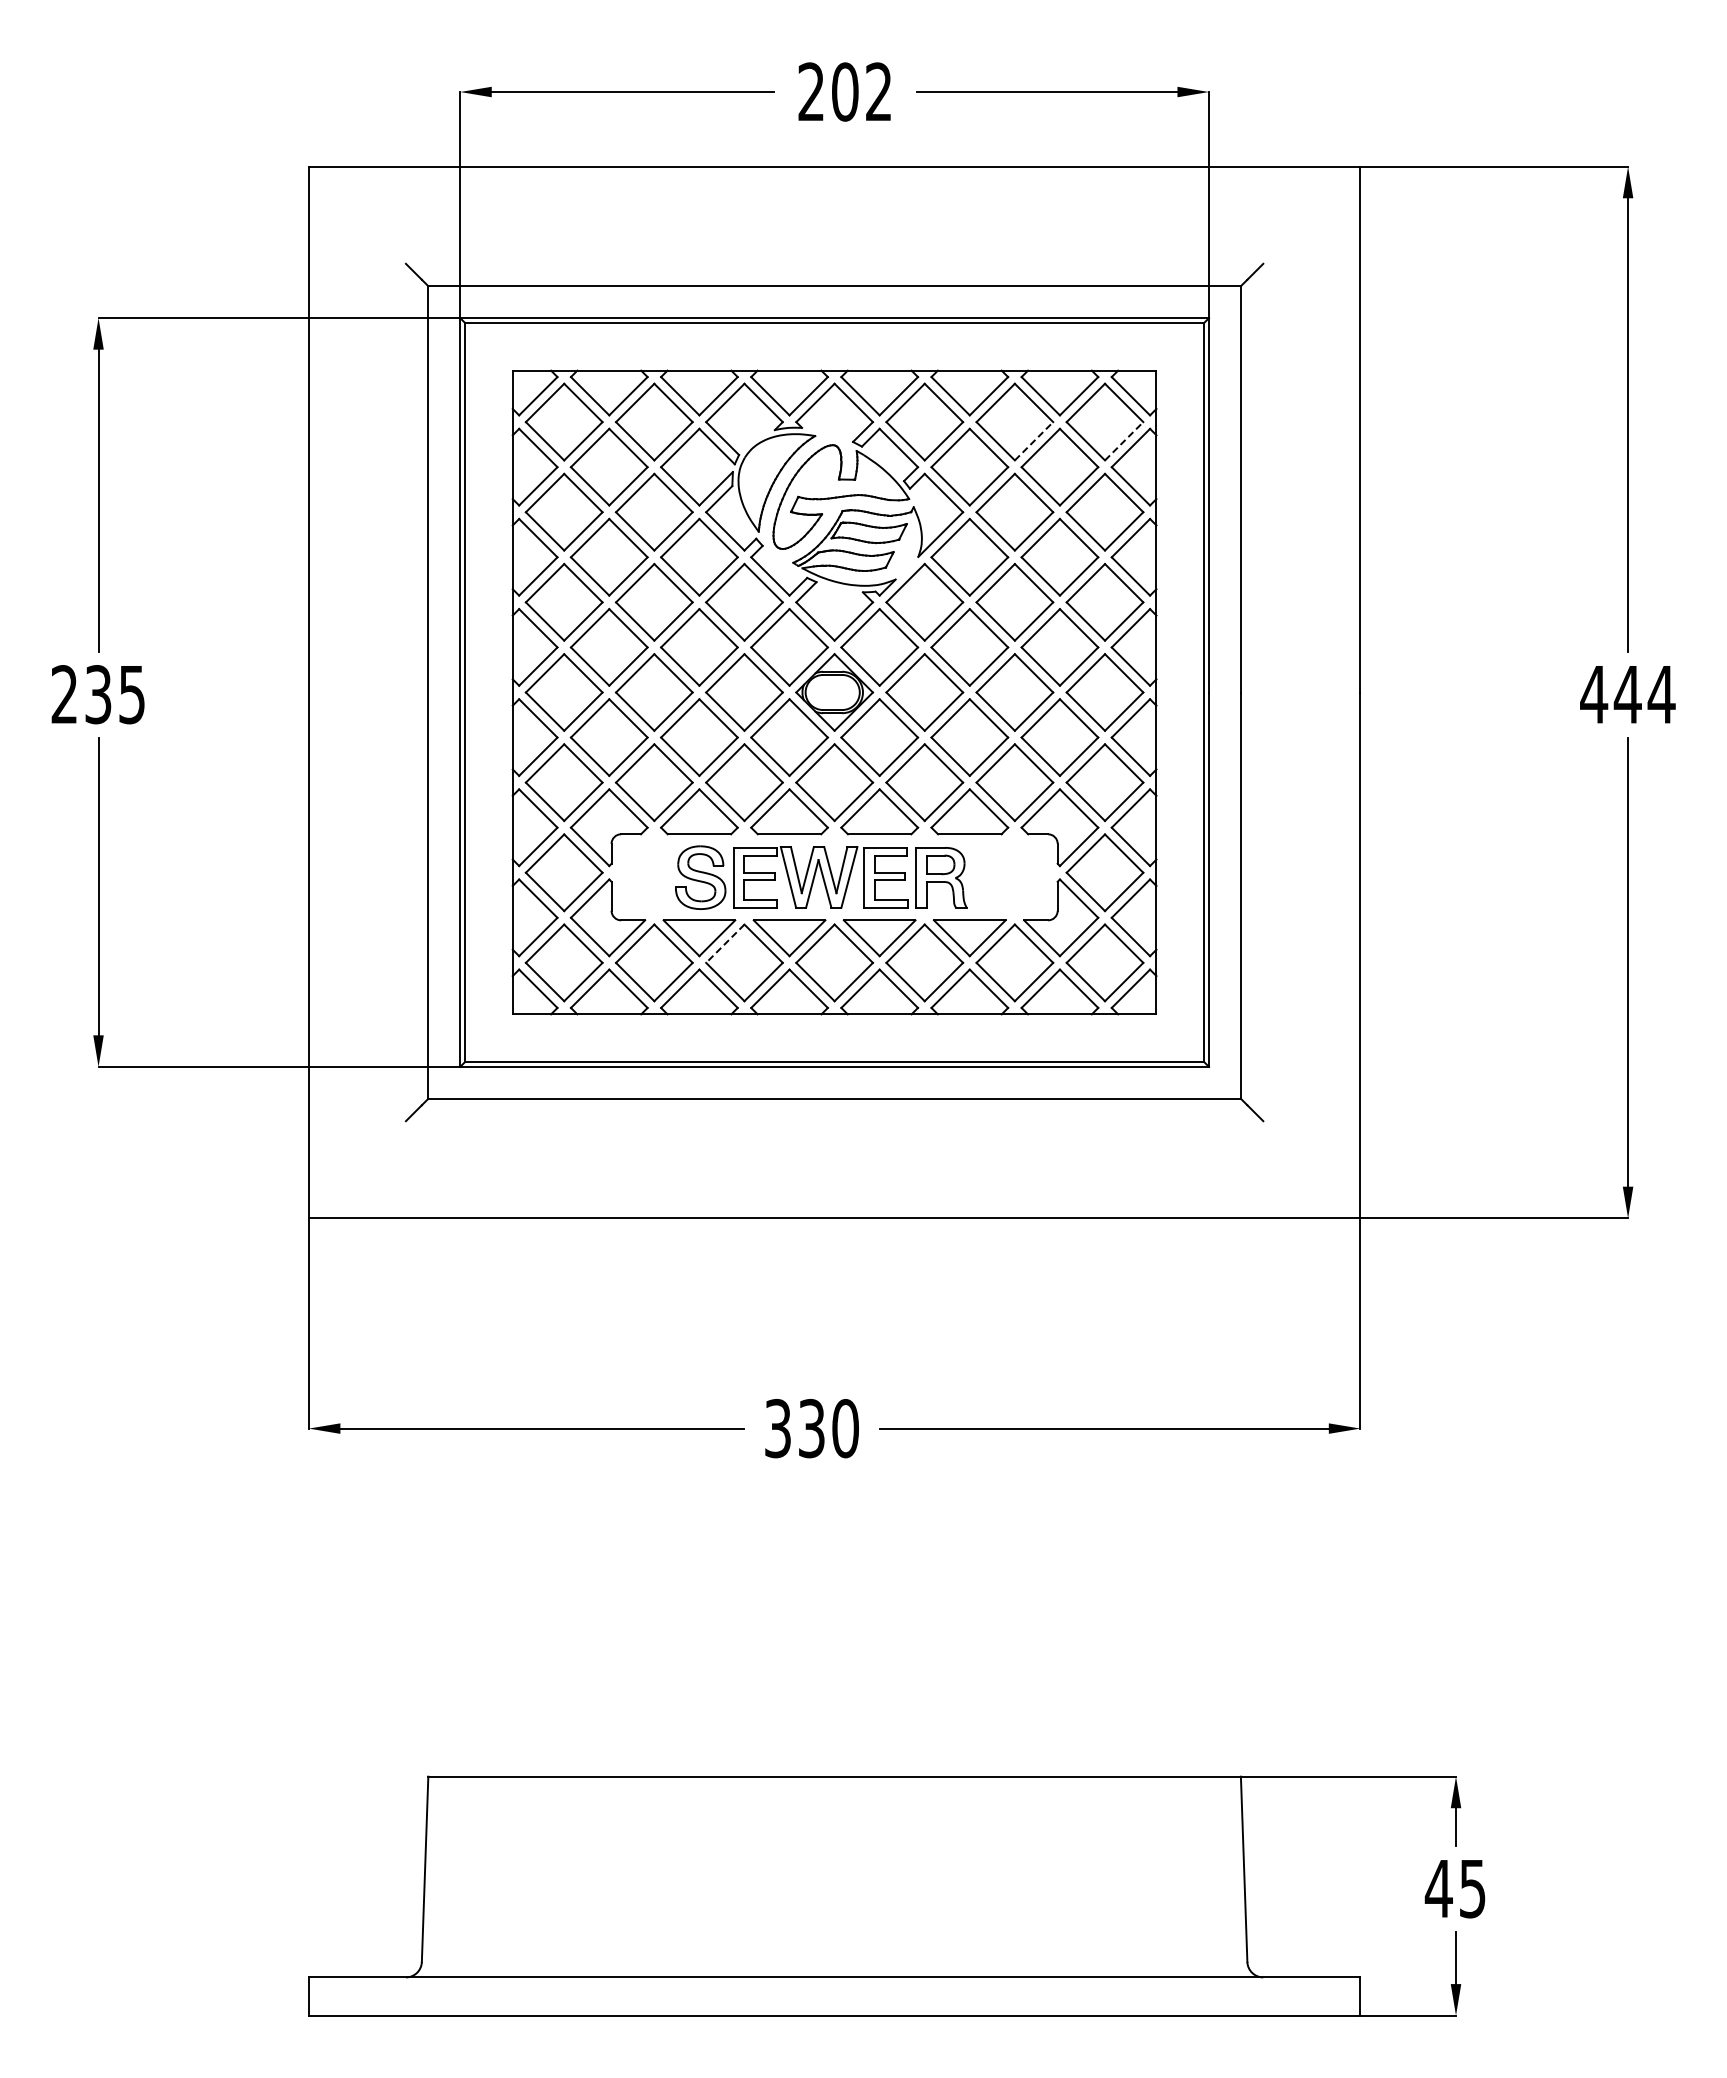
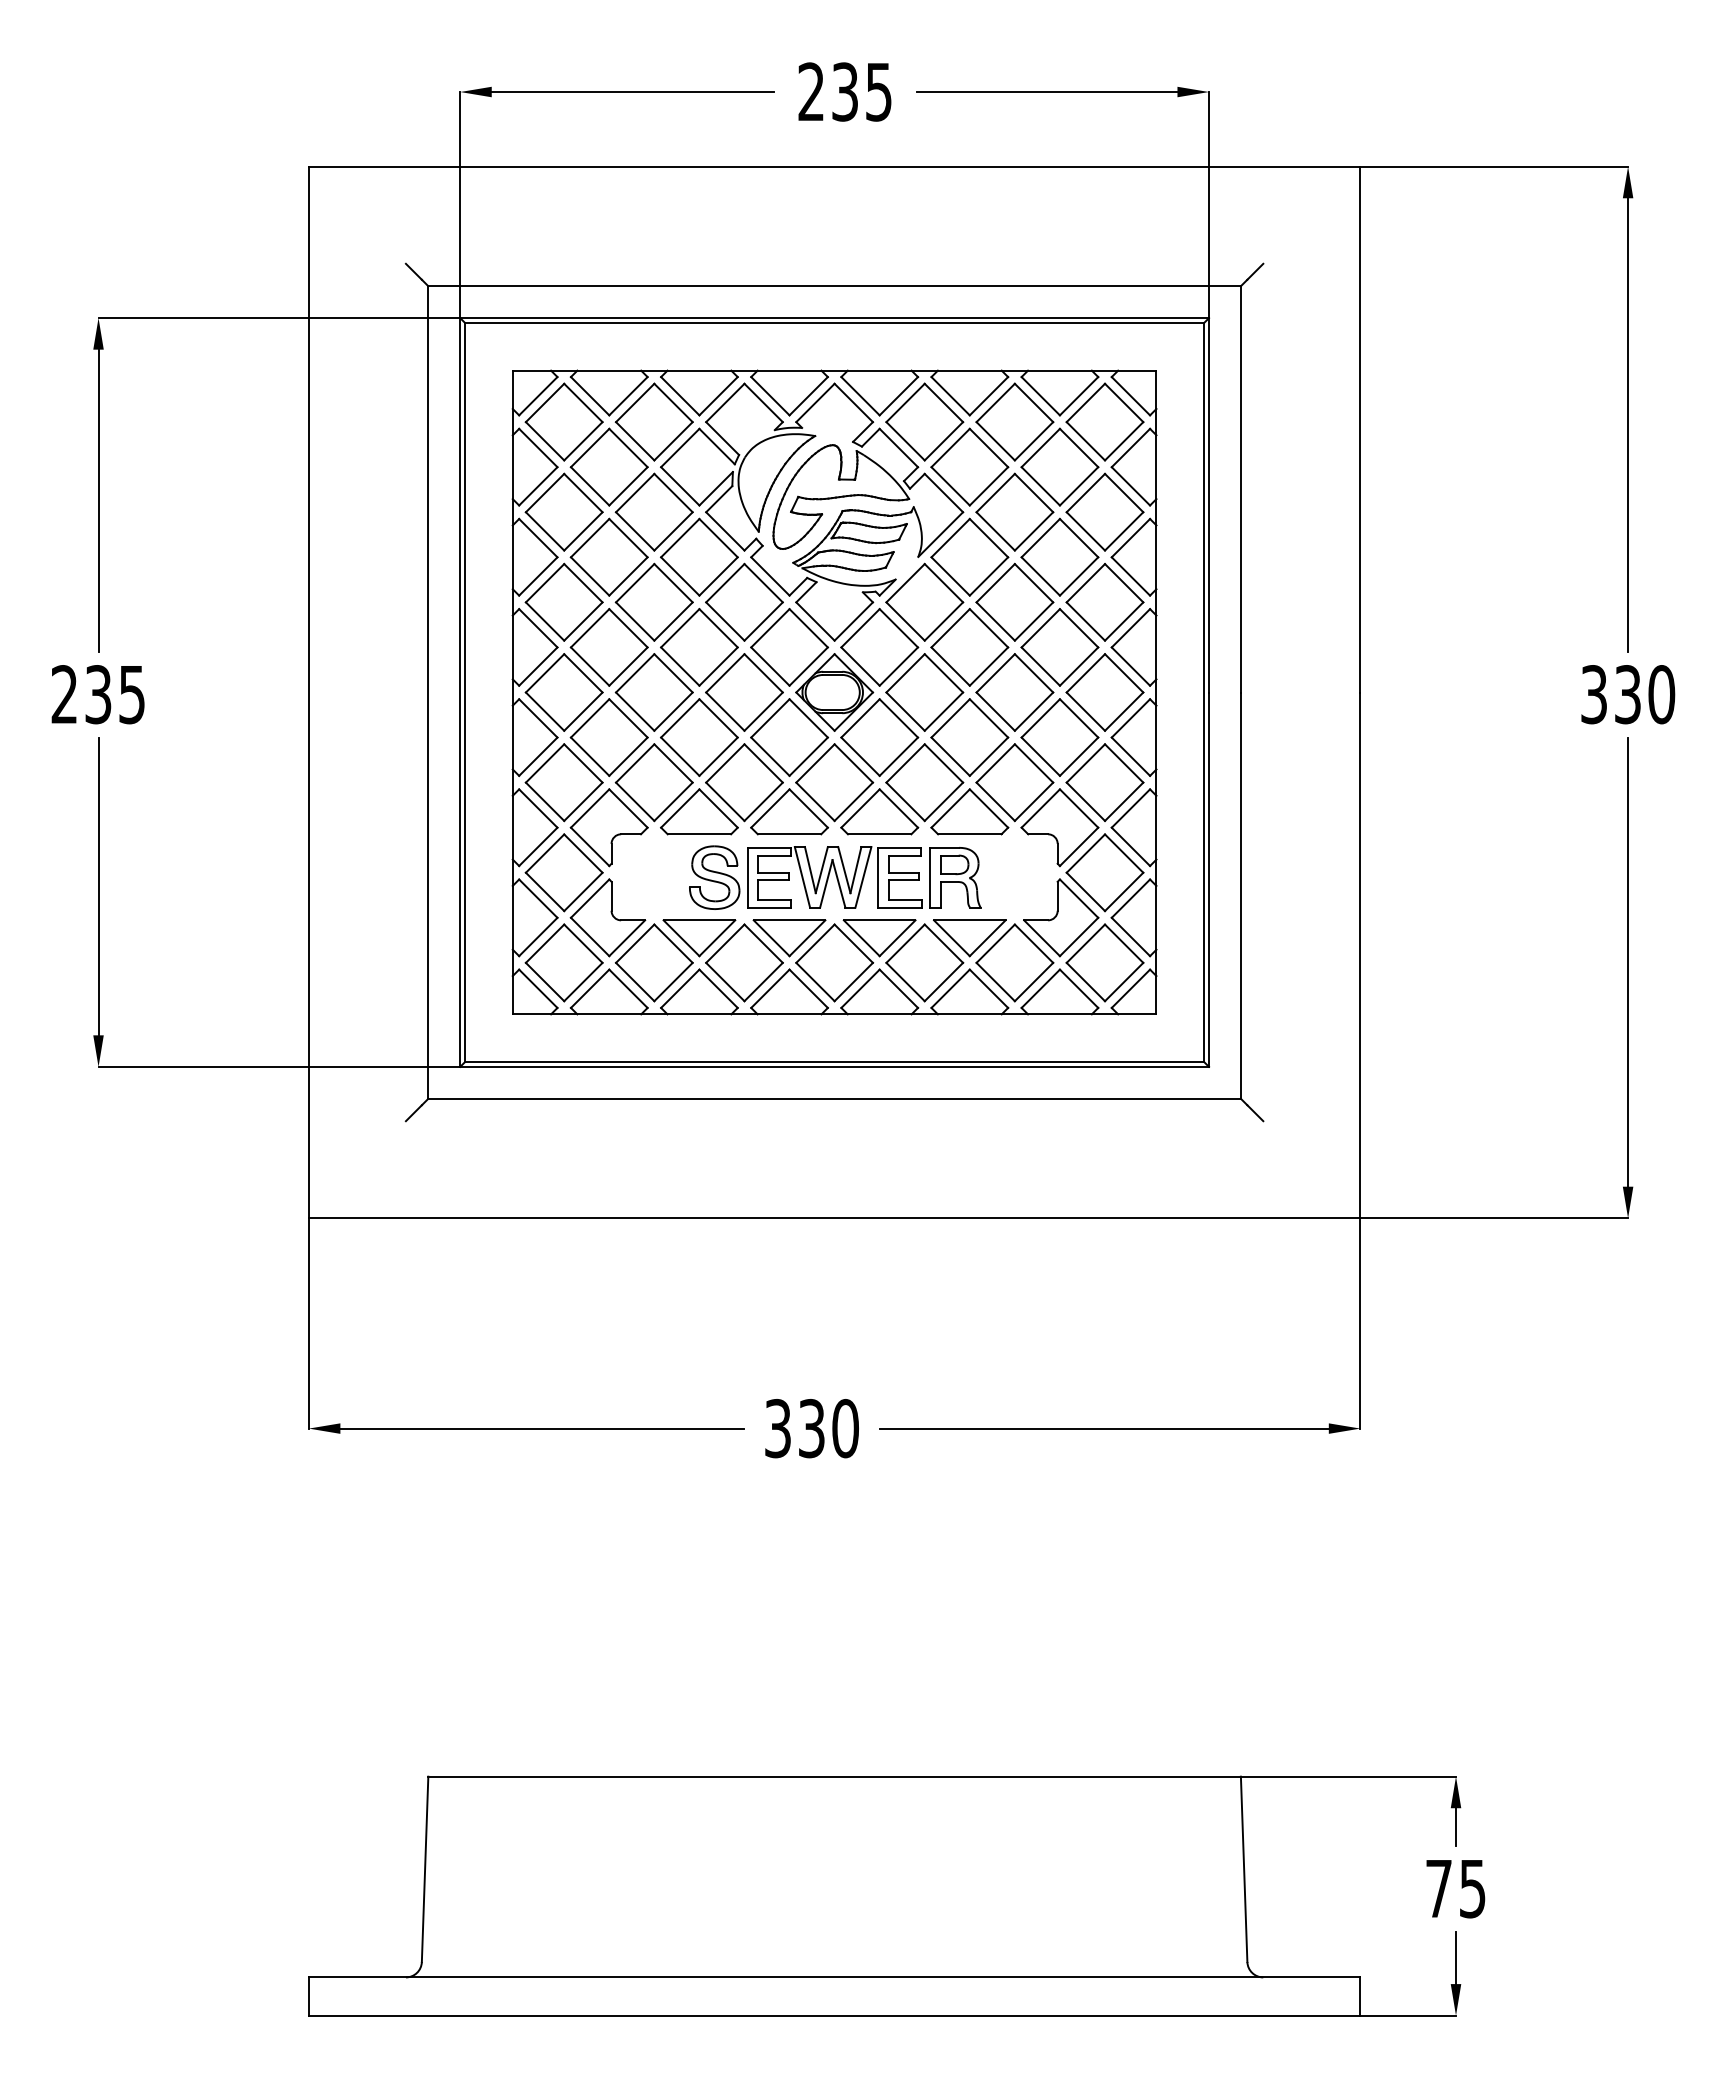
text: 202 -> 235 (861, 91)
line: dashed -> solid (1034, 440)
line: dashed -> solid (1124, 440)
text: 444 -> 330 (1627, 694)
part position: (821, 877) -> (835, 877) (835, 877)
line: dashed -> solid (724, 944)
text: 45 -> 75 (1438, 1888)
